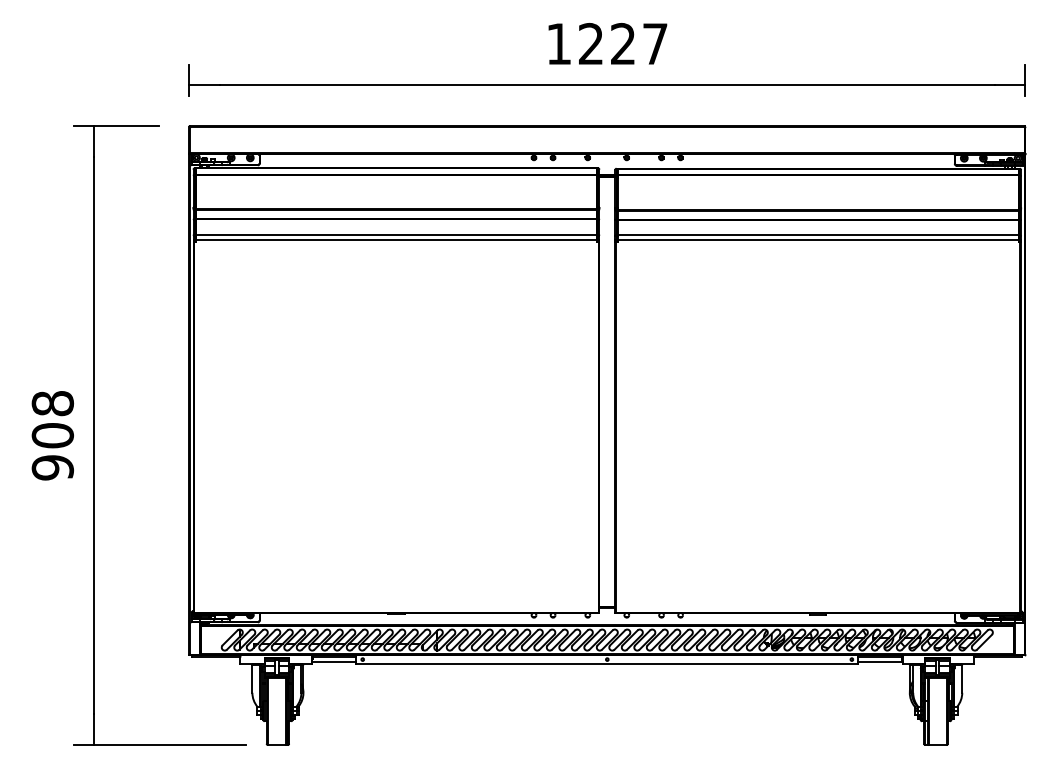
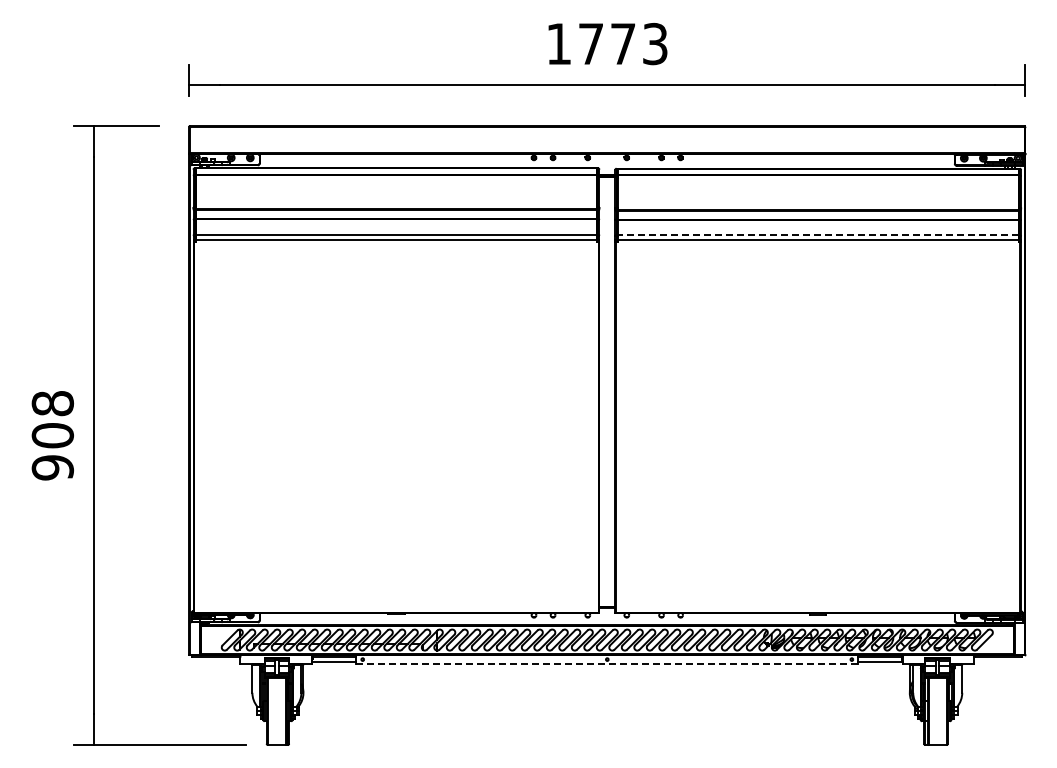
text: 1227 -> 1773 (623, 43)
line: solid -> dashed (818, 235)
line: solid -> dashed (606, 664)
